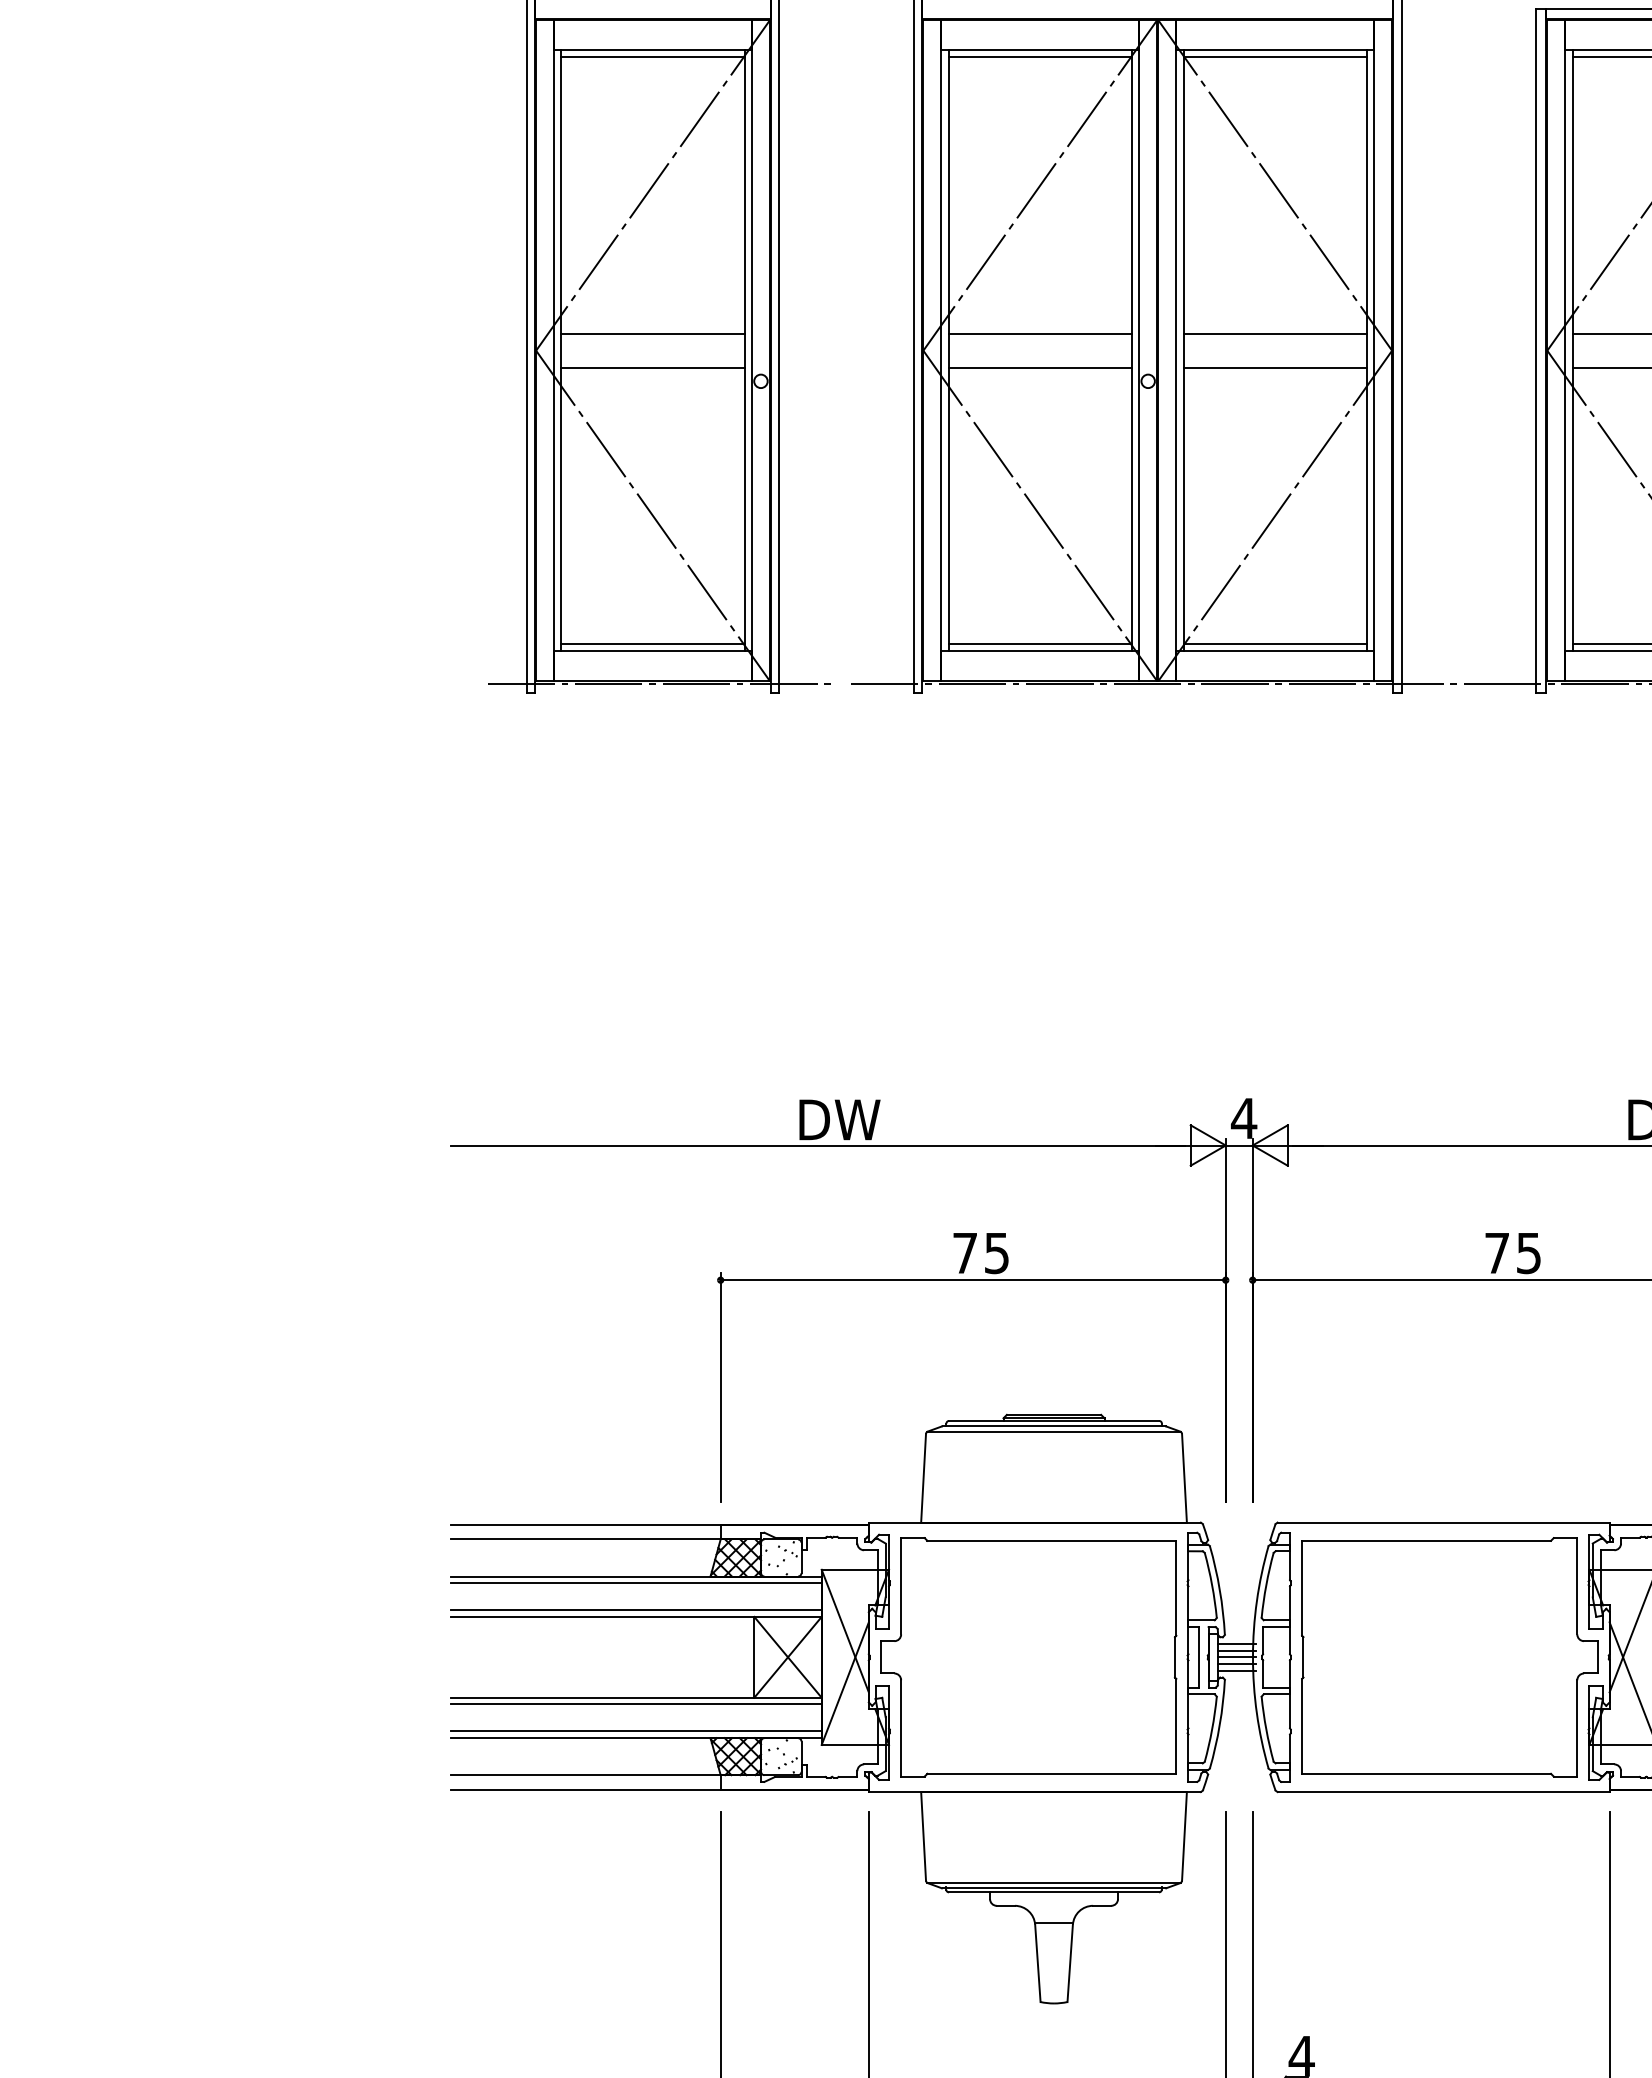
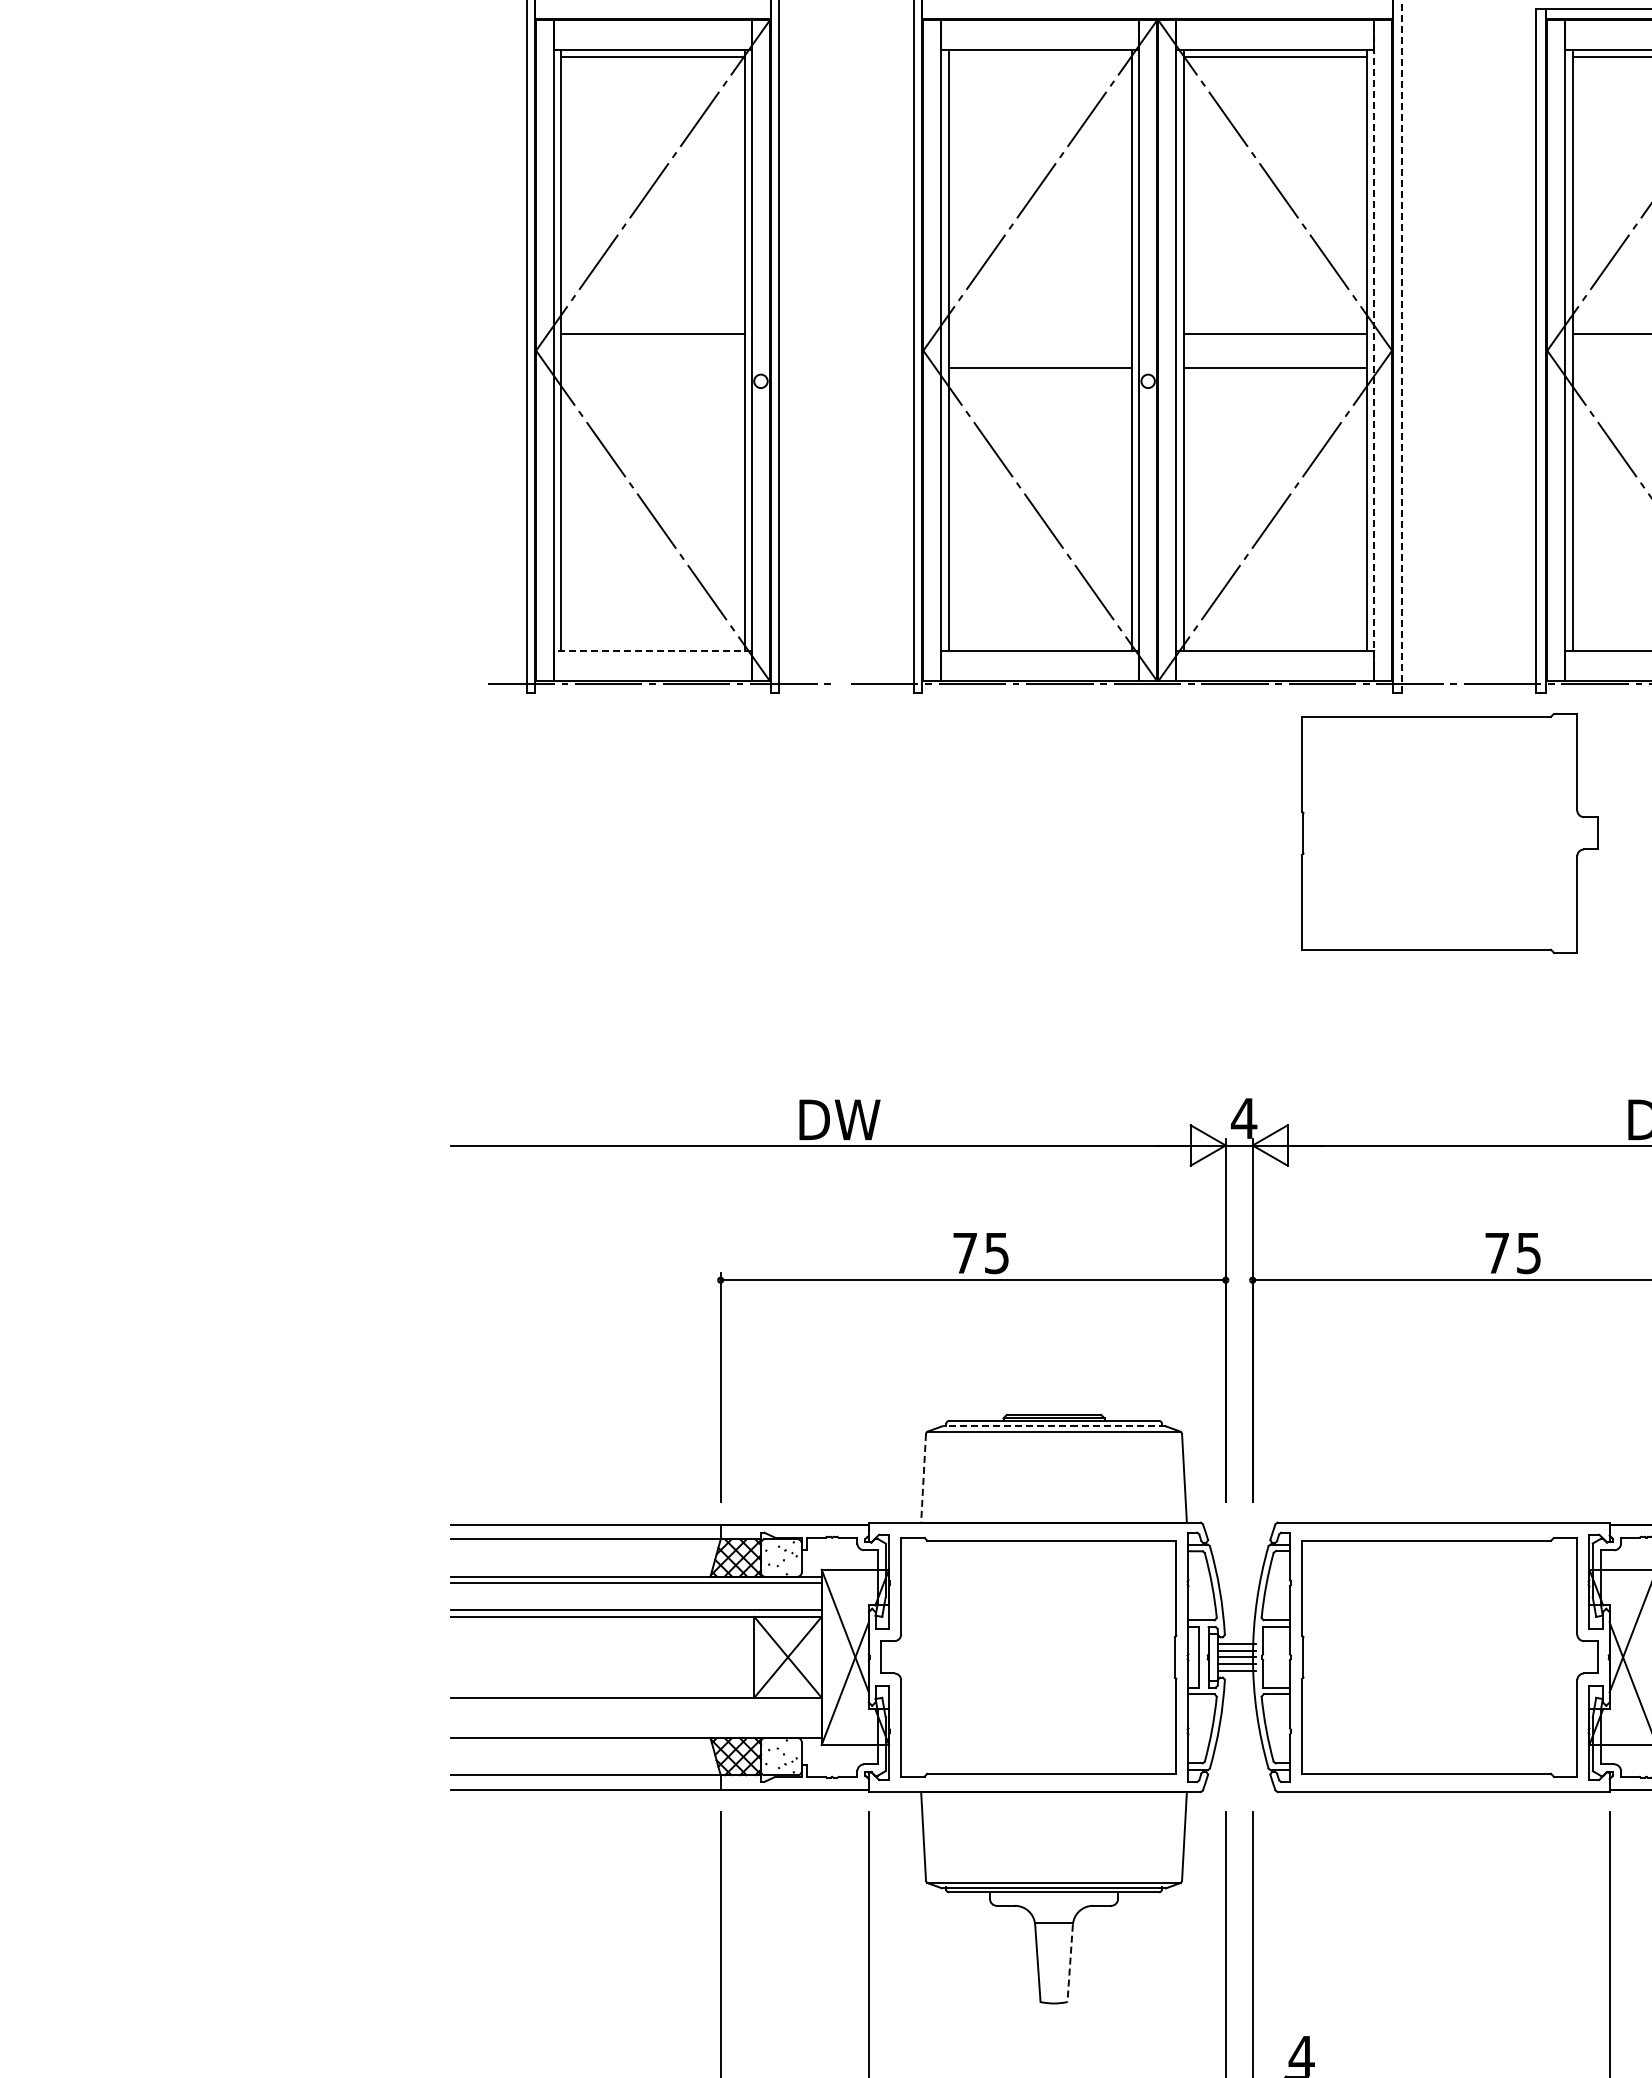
line: present -> none (1039, 57)
line: present -> none (1039, 333)
line: solid -> dashed (1401, 345)
line: solid -> dashed (1374, 350)
line: present -> none (652, 367)
line: present -> none (1610, 367)
line: present -> none (652, 644)
line: present -> none (1039, 644)
line: present -> none (1274, 644)
line: present -> none (1610, 644)
line: solid -> dashed (653, 651)
part: none -> present (1449, 833)
line: solid -> dashed (1053, 1426)
line: solid -> dashed (923, 1478)
line: present -> none (636, 1704)
line: present -> none (636, 1731)
line: solid -> dashed (1070, 1963)
